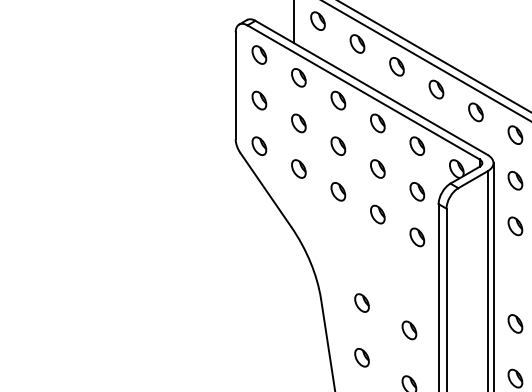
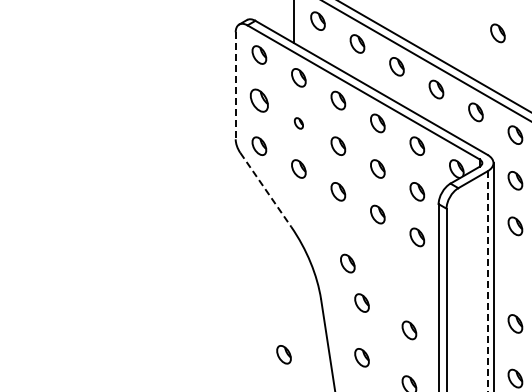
part: none -> present (497, 33)
line: solid -> dashed (235, 85)
part size: 17x21 px -> 19x25 px (259, 100)
part size: 16x21 px -> 10x13 px (298, 123)
line: solid -> dashed (265, 189)
part: none -> present (347, 263)
line: solid -> dashed (487, 281)
part: none -> present (283, 354)
